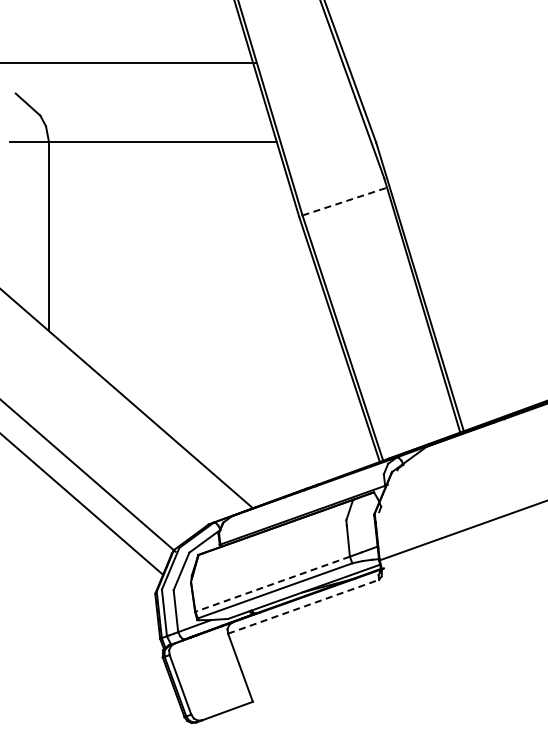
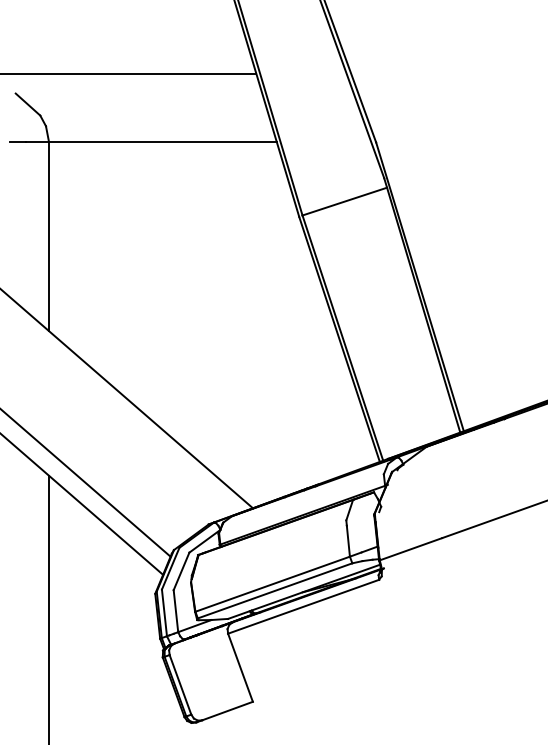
line position: (129, 62) -> (129, 73) (129, 73)
line: dashed -> solid (345, 201)
line position: (88, 476) -> (86, 483) (86, 483)
line: dashed -> solid (272, 584)
line: dashed -> solid (304, 606)
line: none -> present (48, 608)
